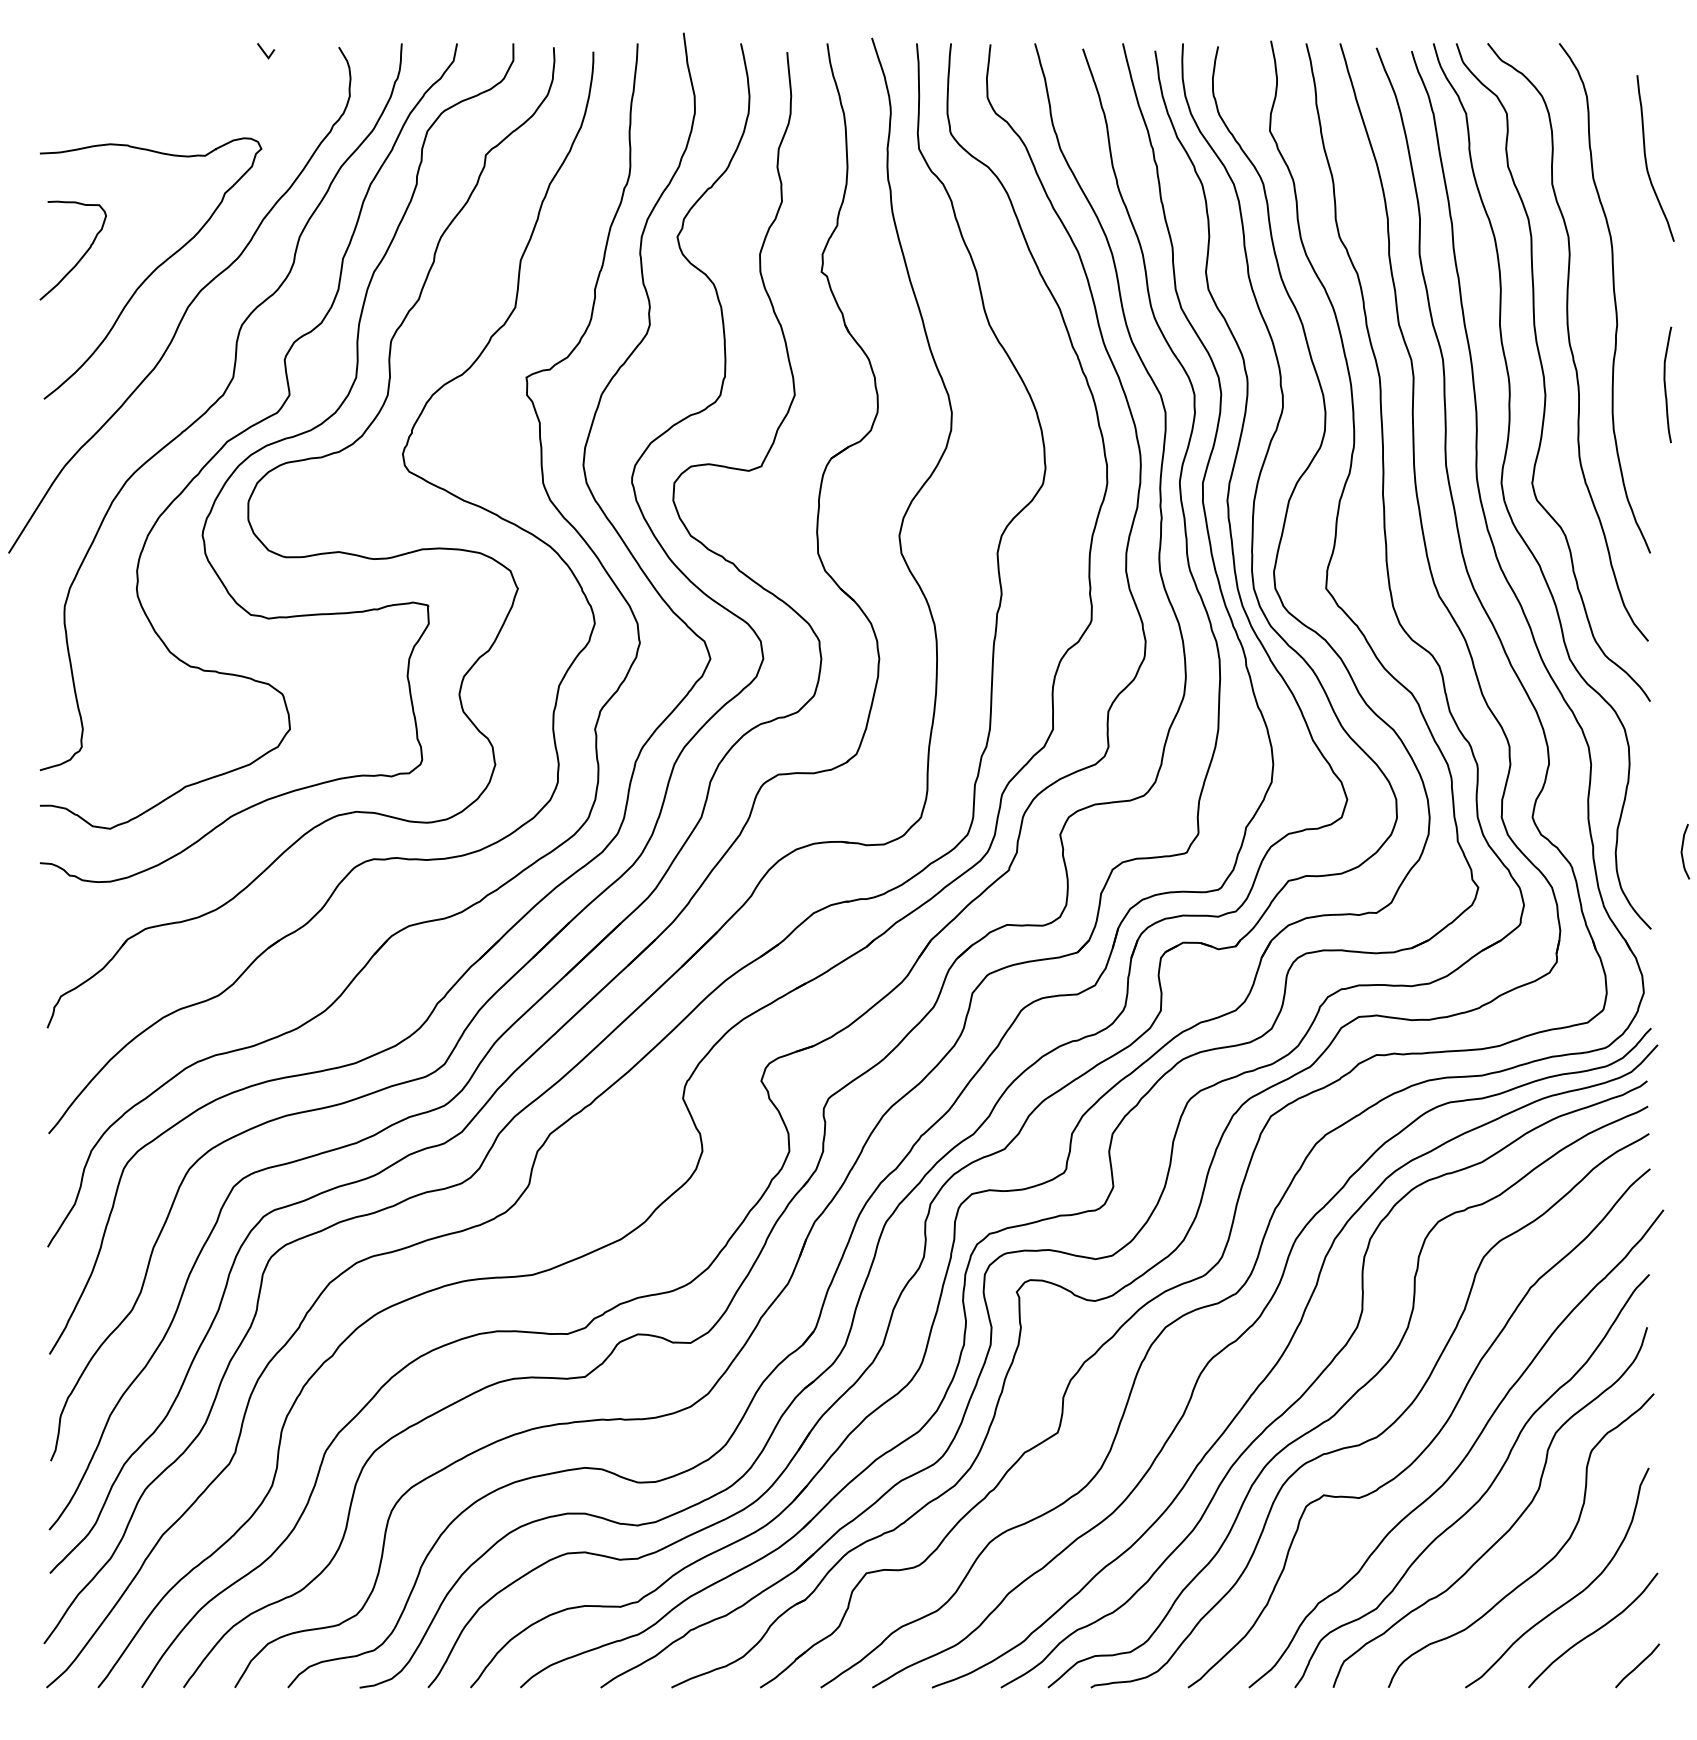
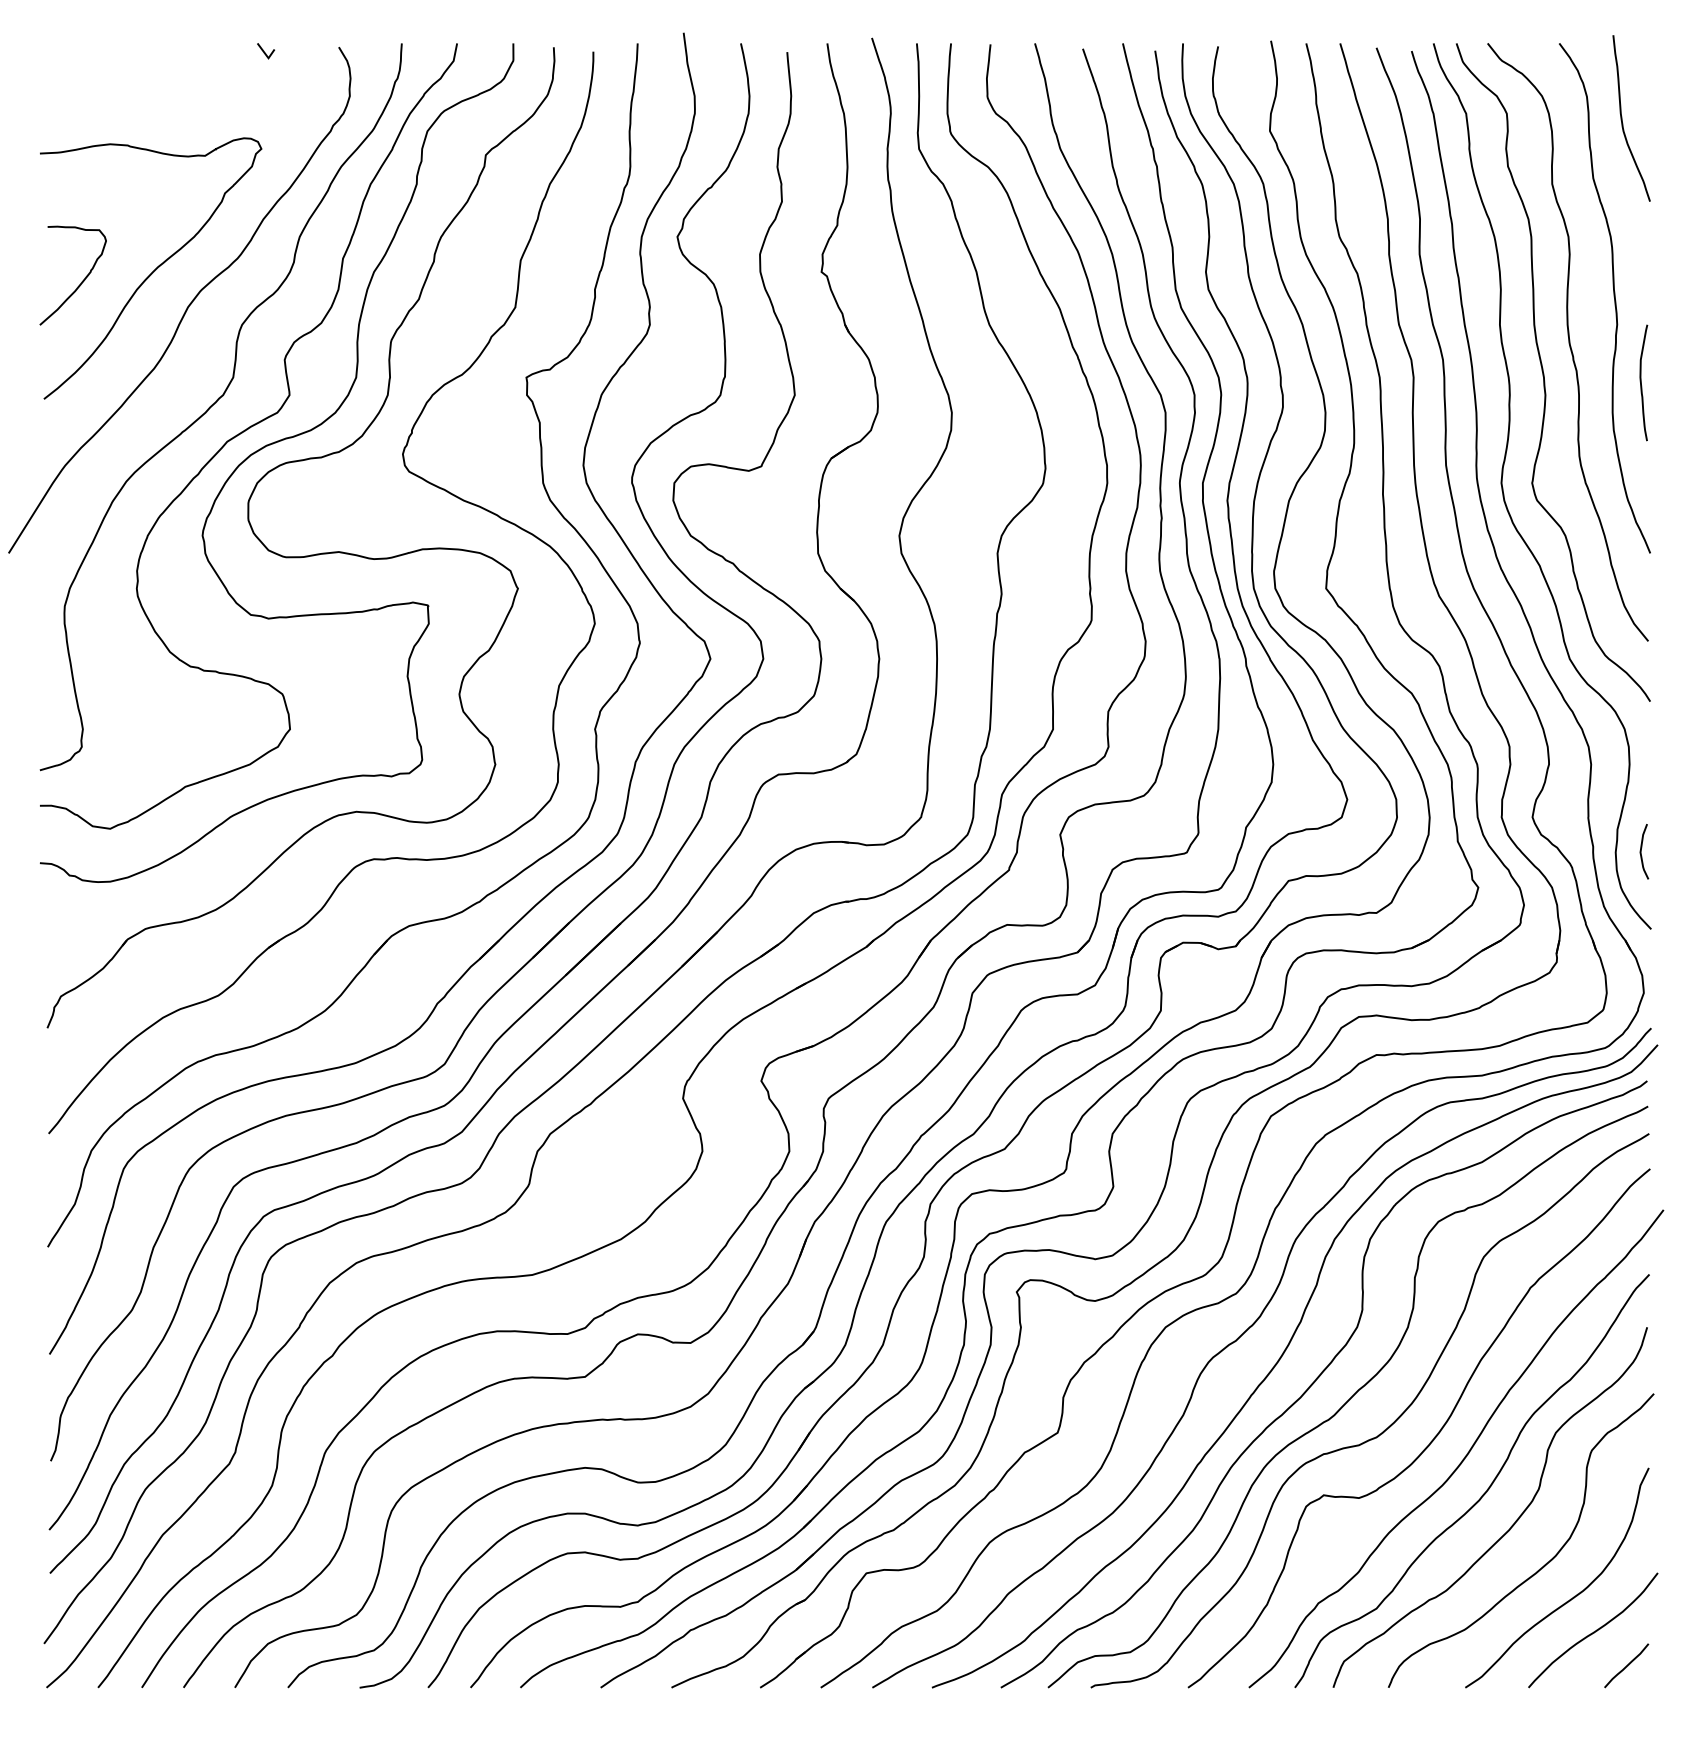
curve position: (1646, 158) -> (1622, 118) (1622, 118)
curve position: (81, 256) -> (81, 281) (81, 281)
curve position: (1665, 384) -> (1641, 382) (1641, 382)
curve position: (1682, 851) -> (1641, 851) (1641, 851)
curve position: (1637, 1665) -> (1626, 1665) (1626, 1665)
